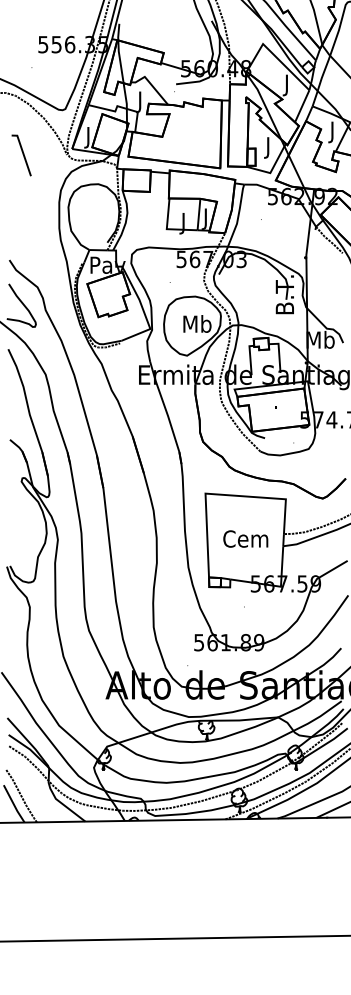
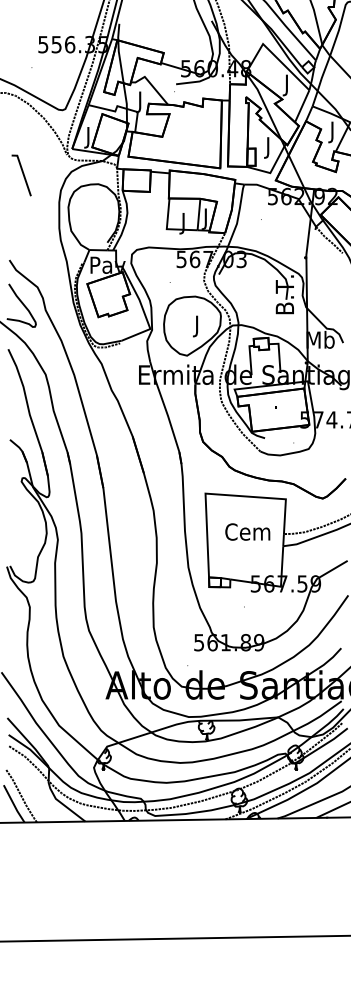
line position: (22, 154) -> (22, 174) (22, 174)
text: Mb -> J (197, 326)
text position: (245, 538) -> (247, 531) (247, 531)
